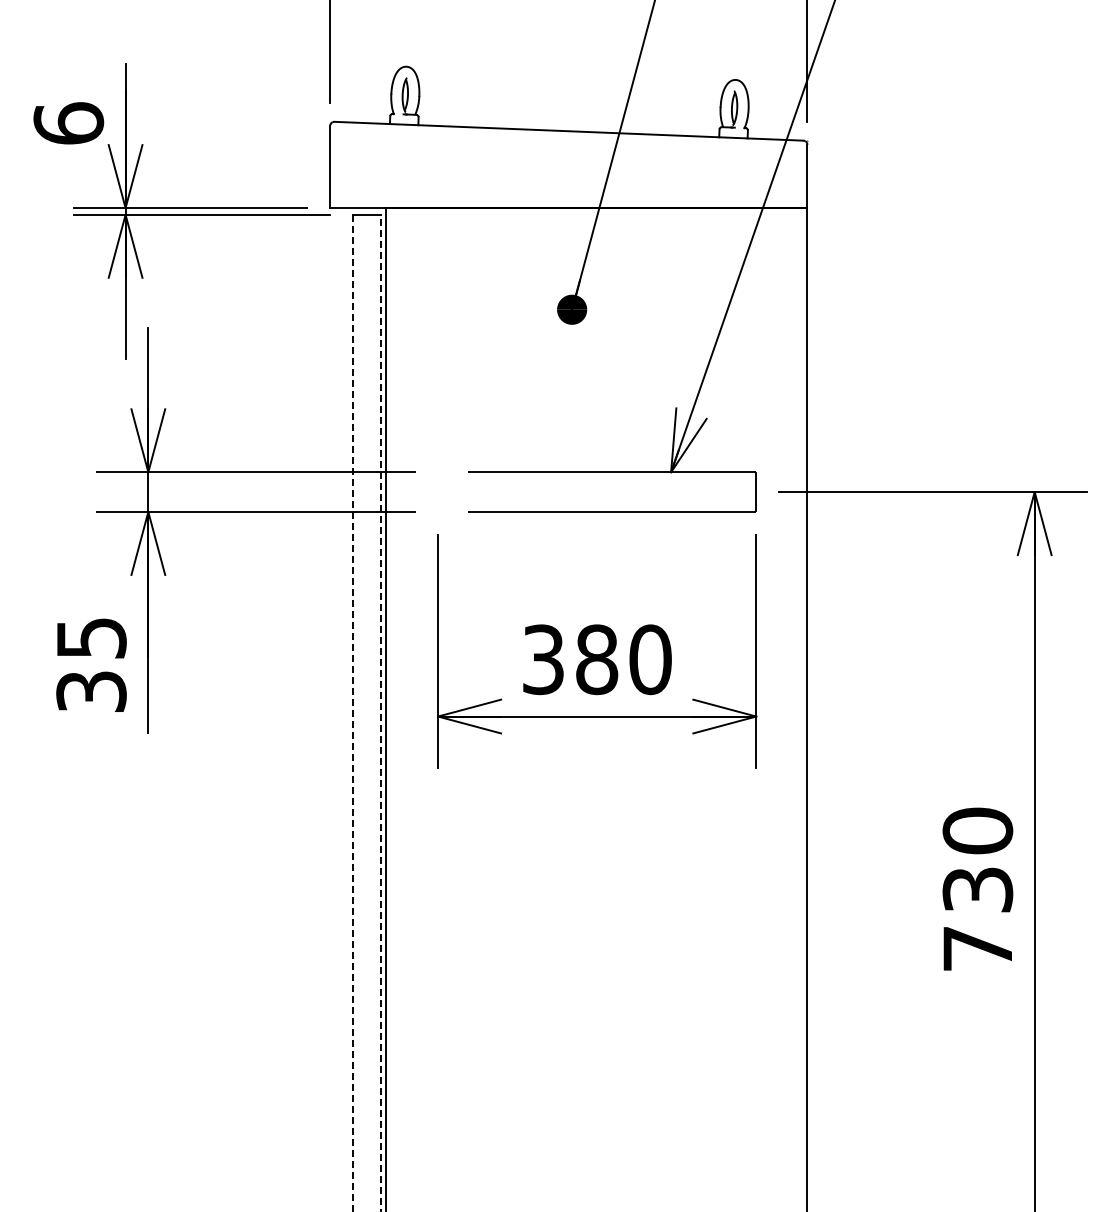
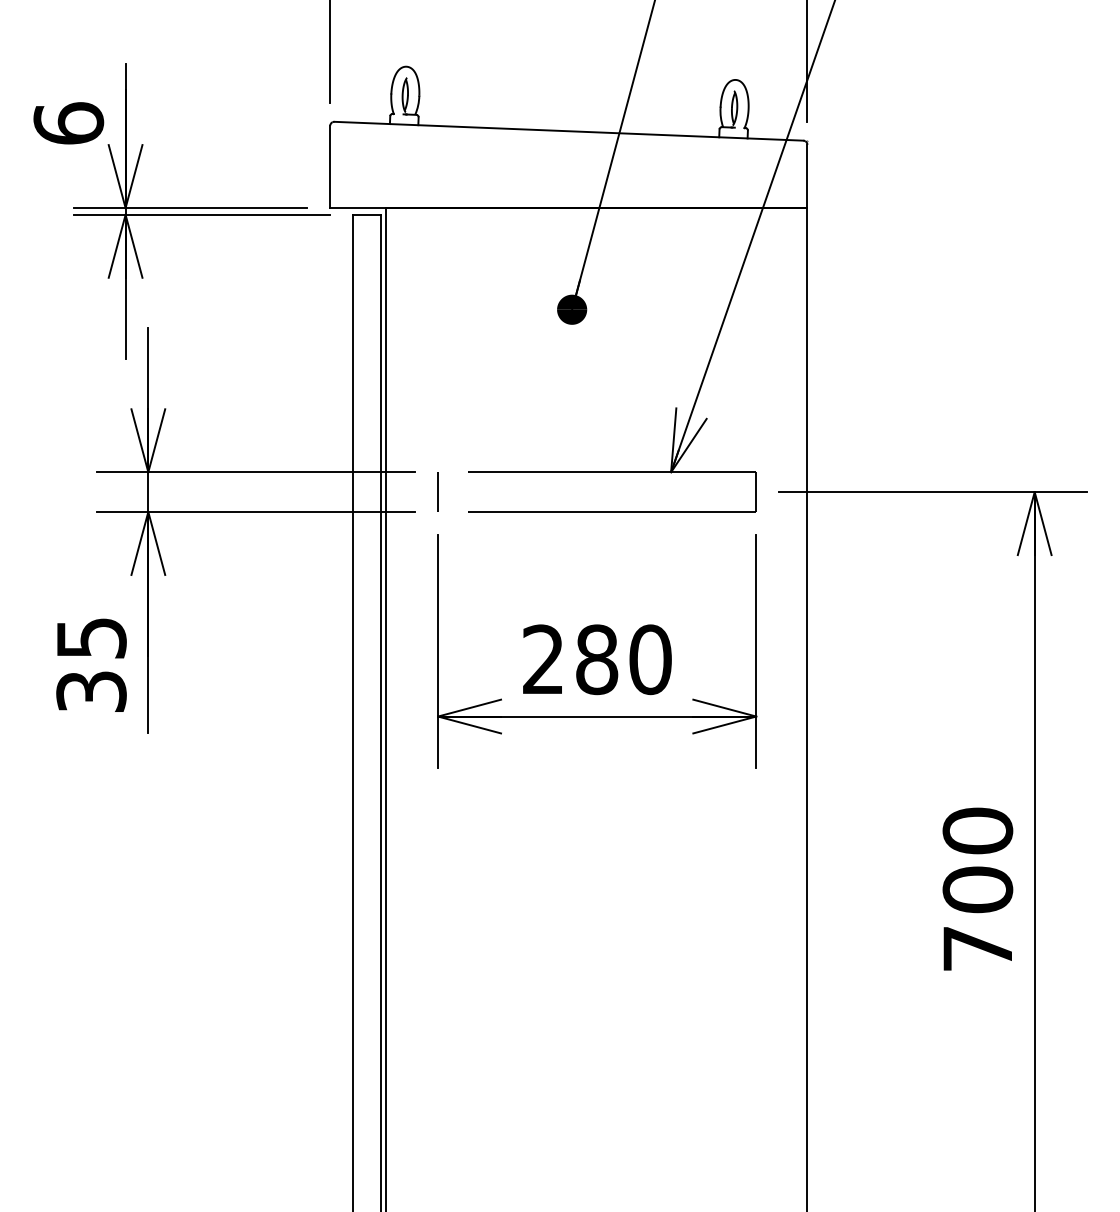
line: none -> present (437, 491)
text: 380 -> 280 (543, 659)
line: dashed -> solid (381, 712)
line: dashed -> solid (352, 713)
text: 730 -> 700 (977, 889)
